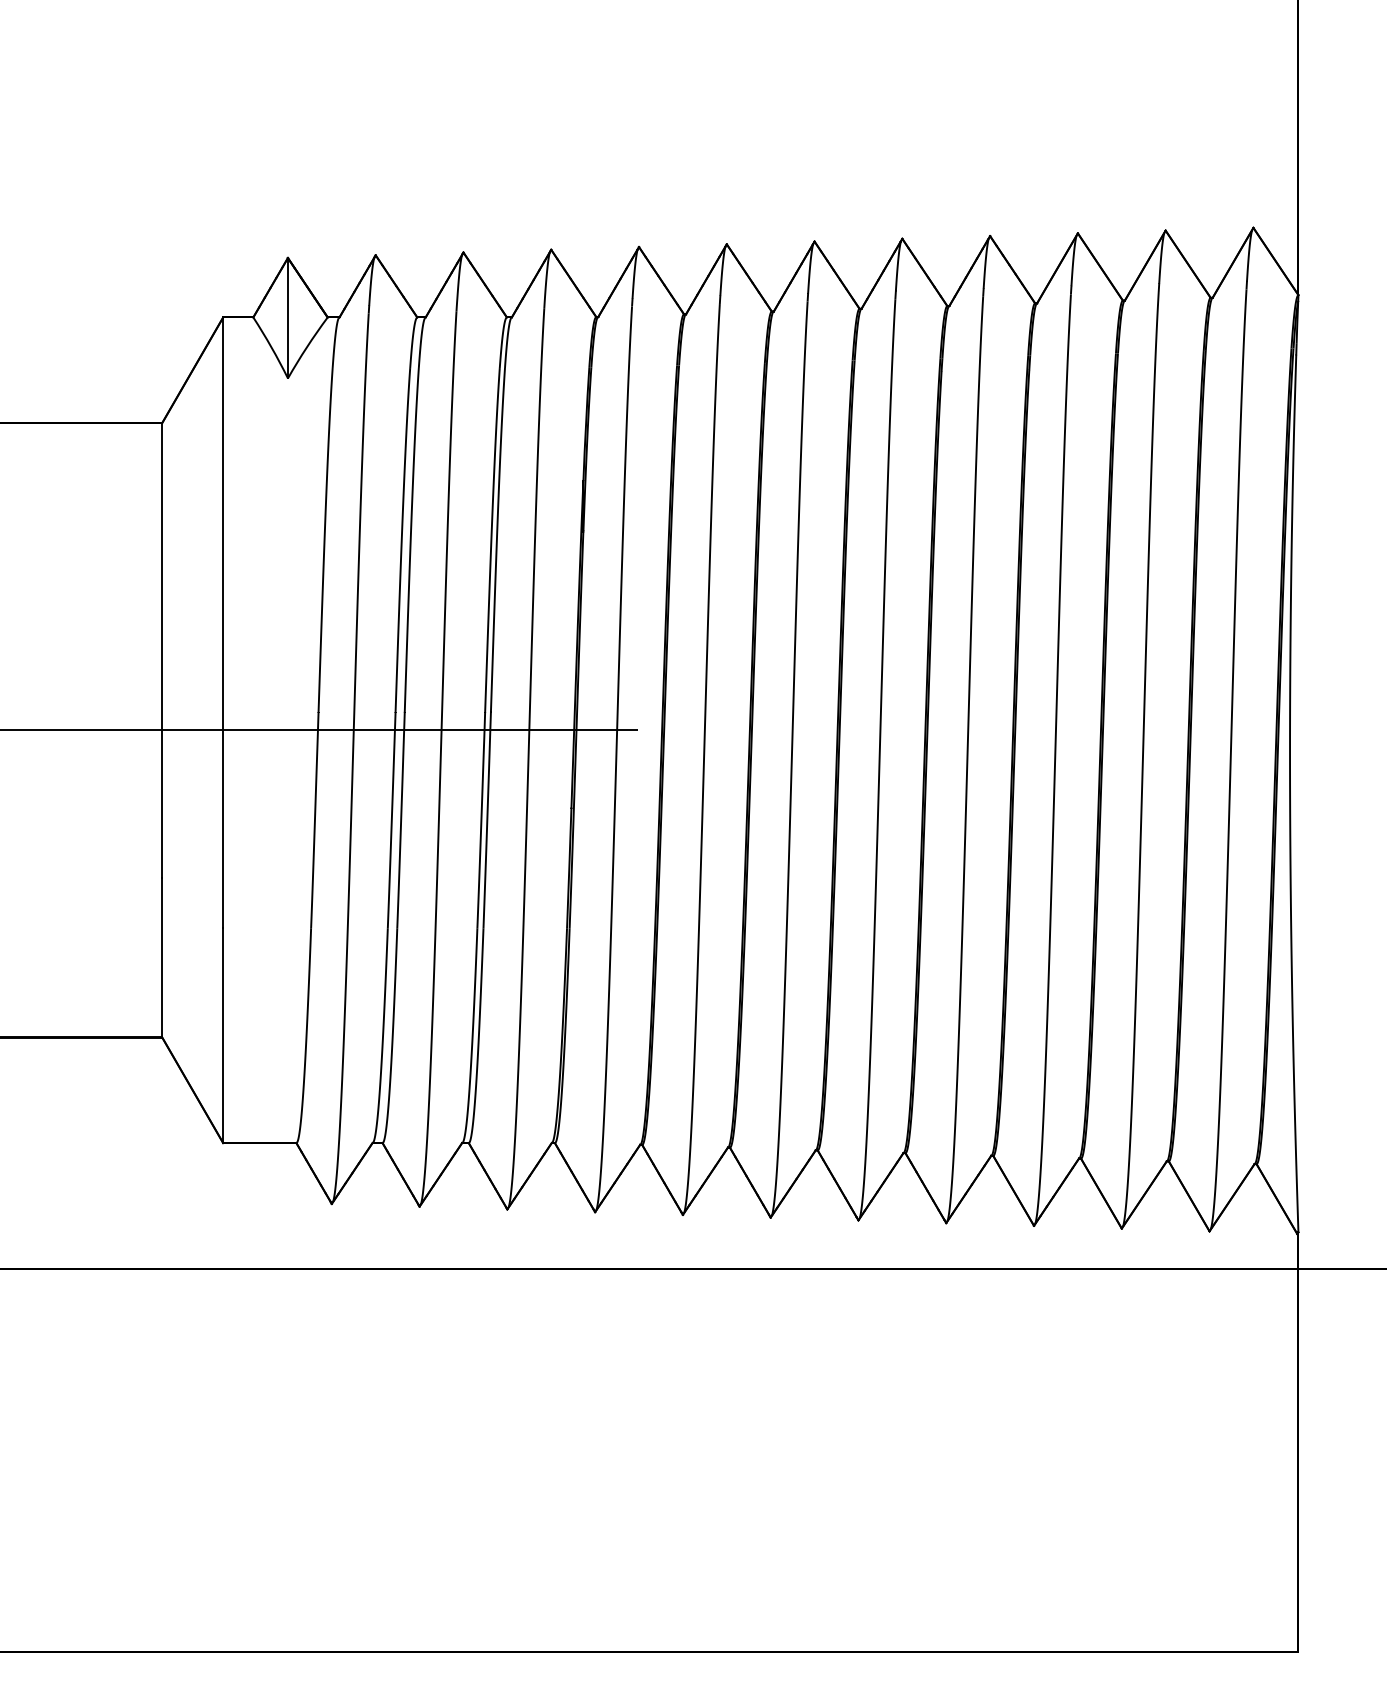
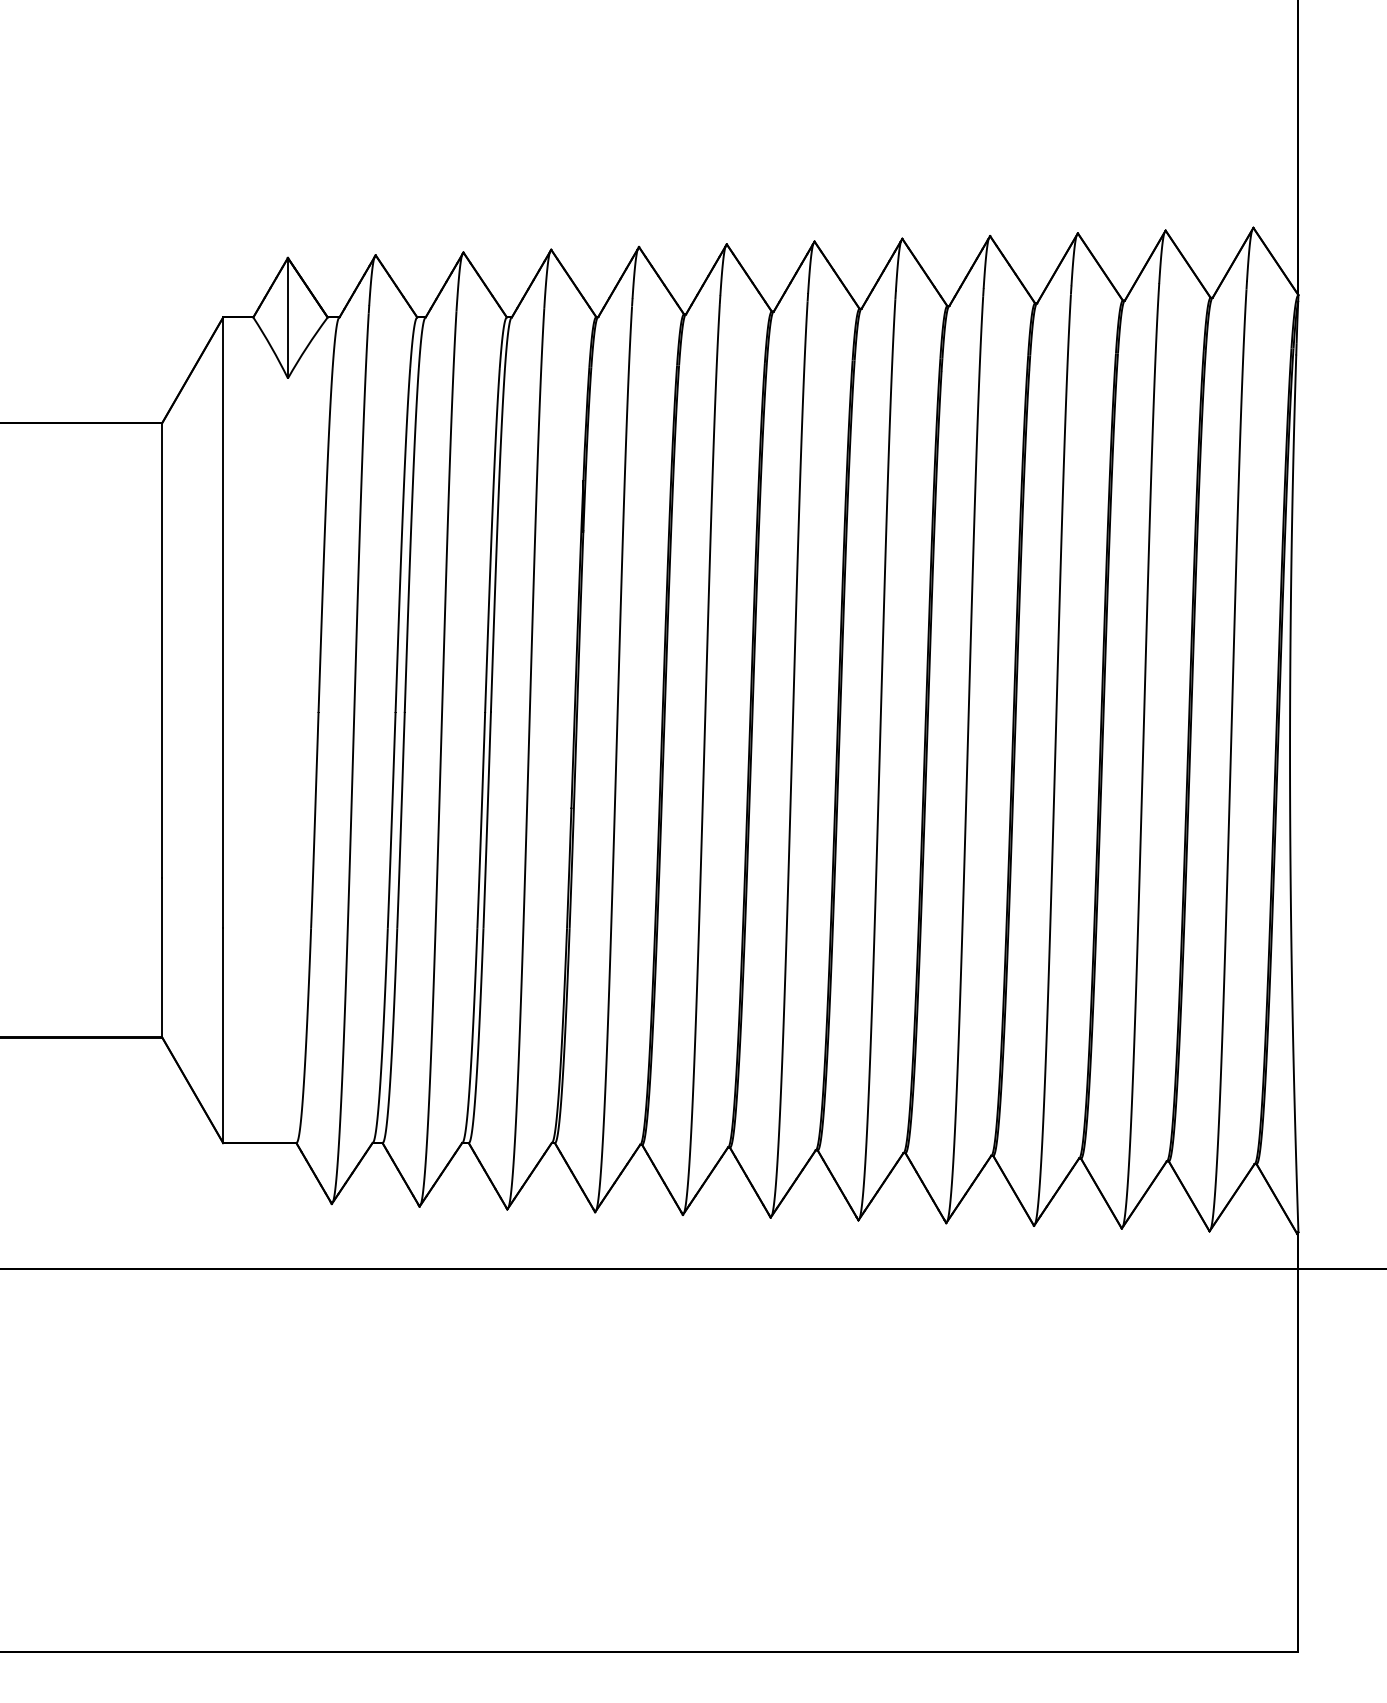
line: present -> none (319, 730)
